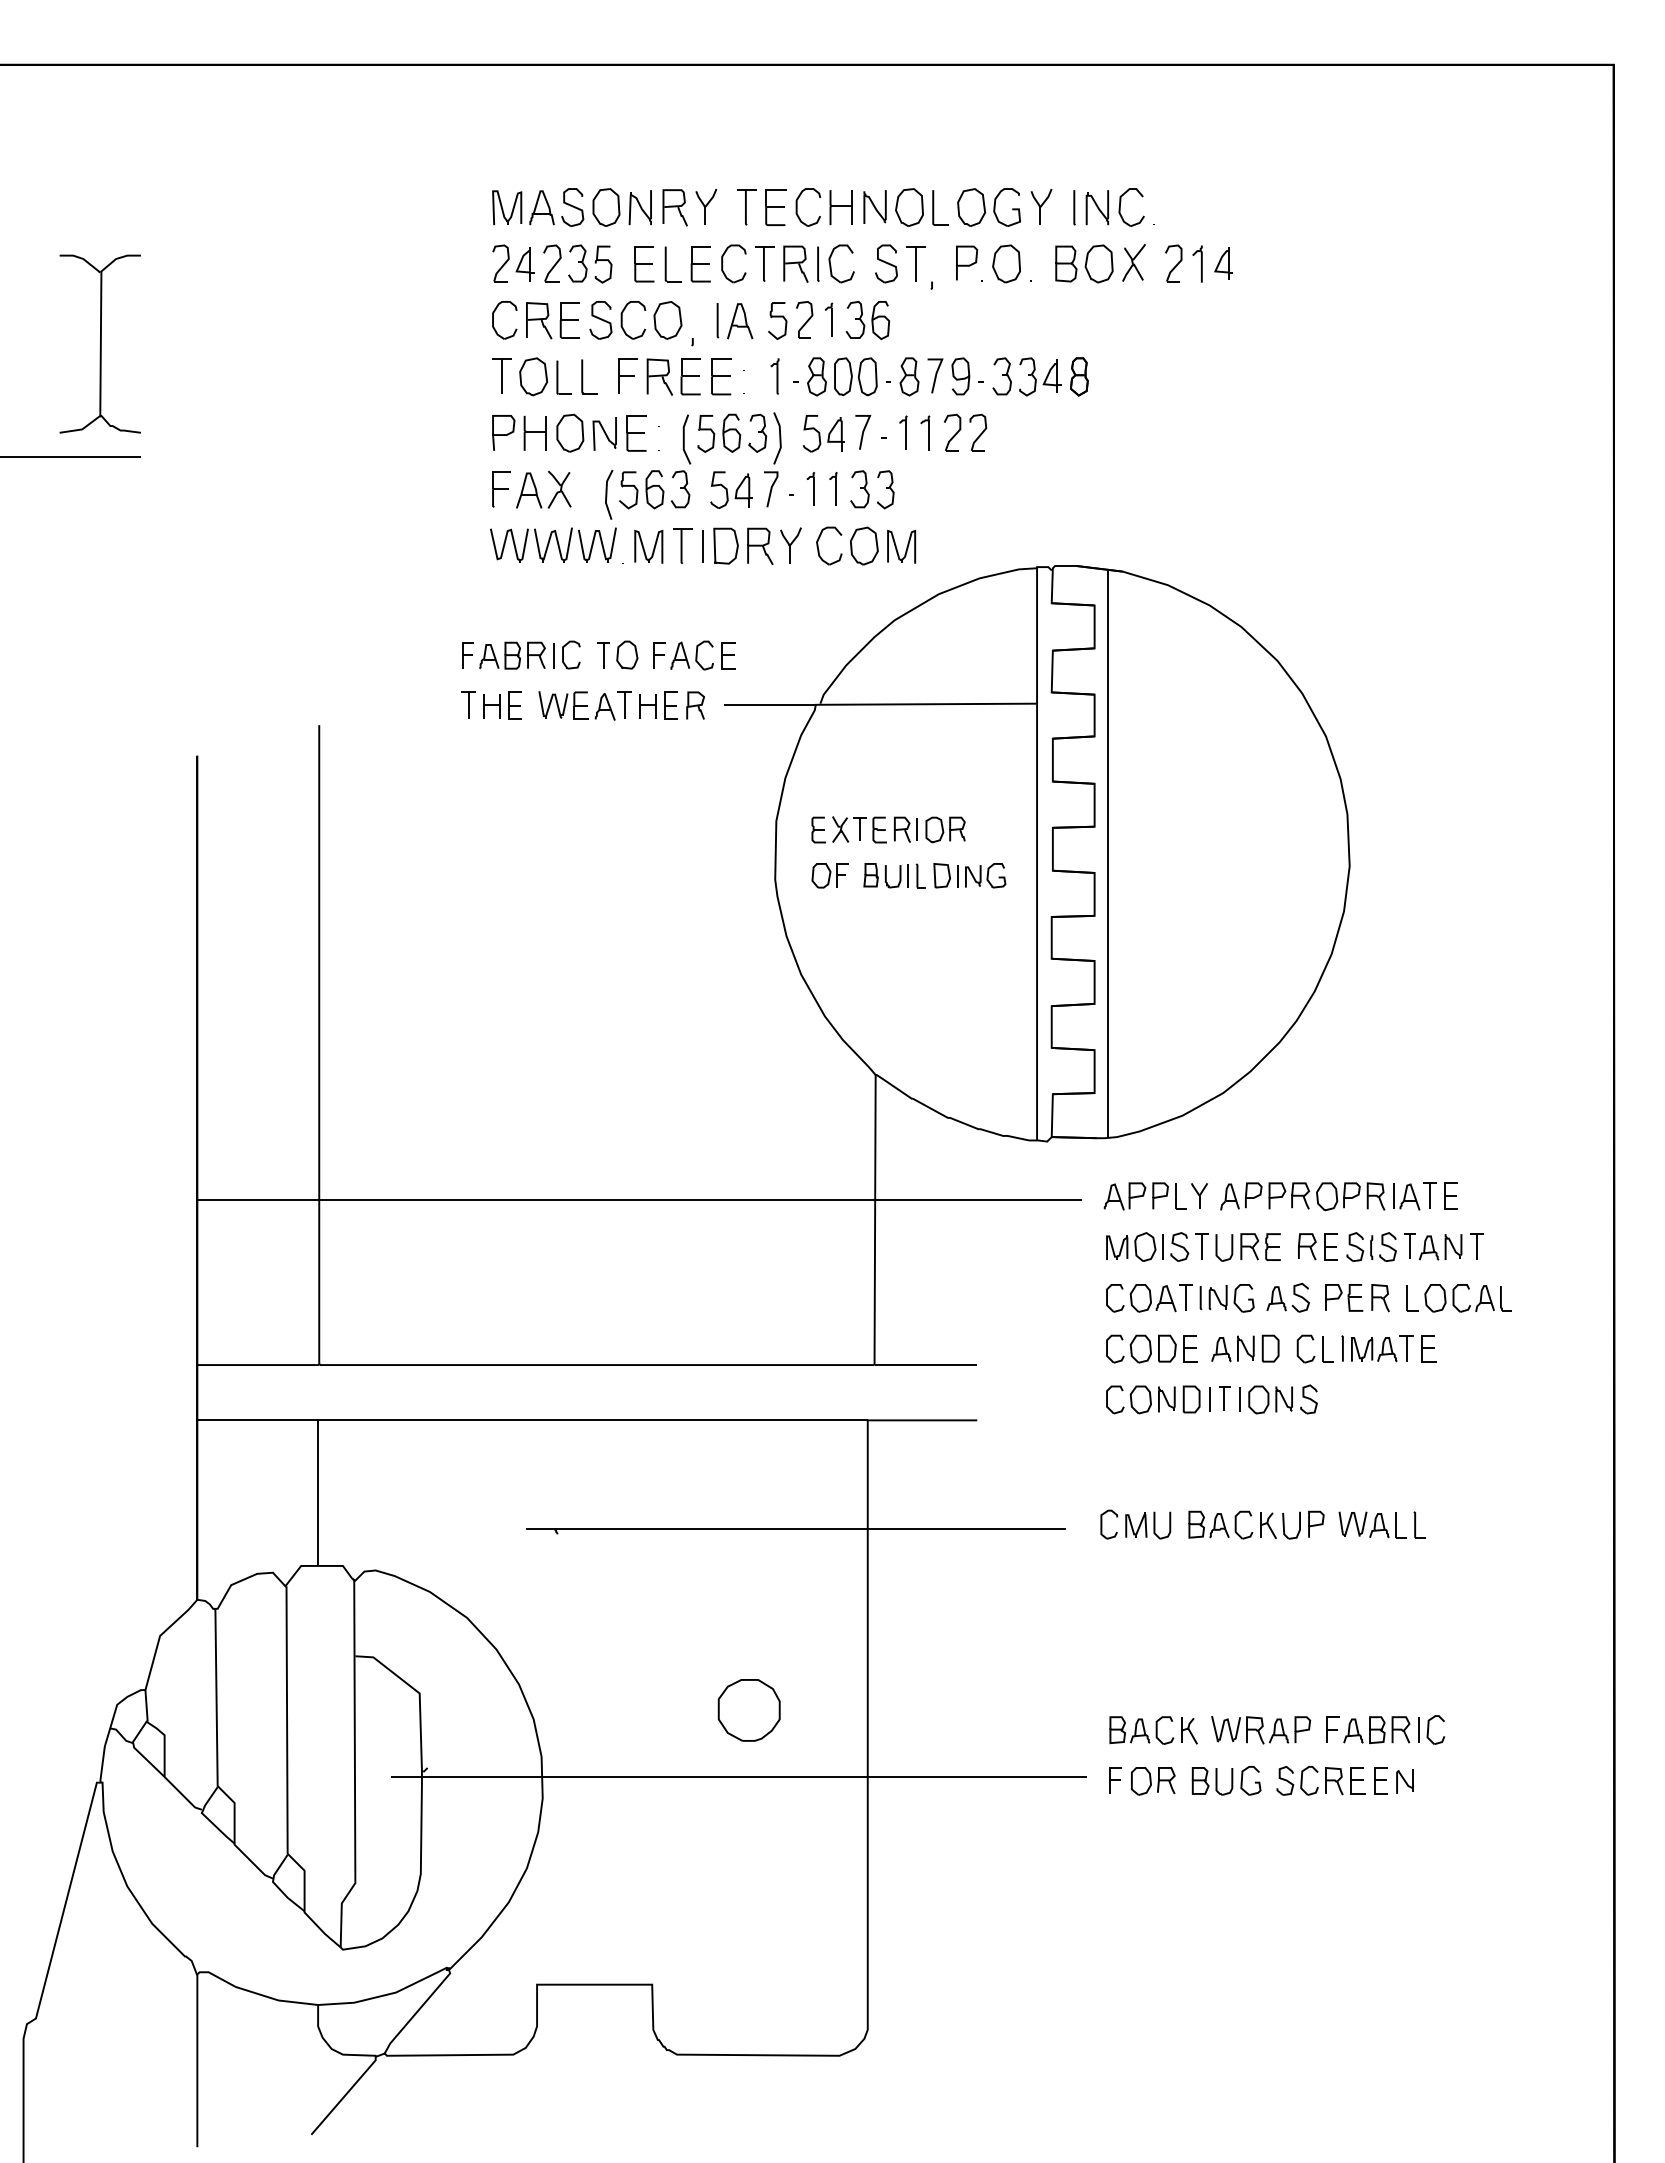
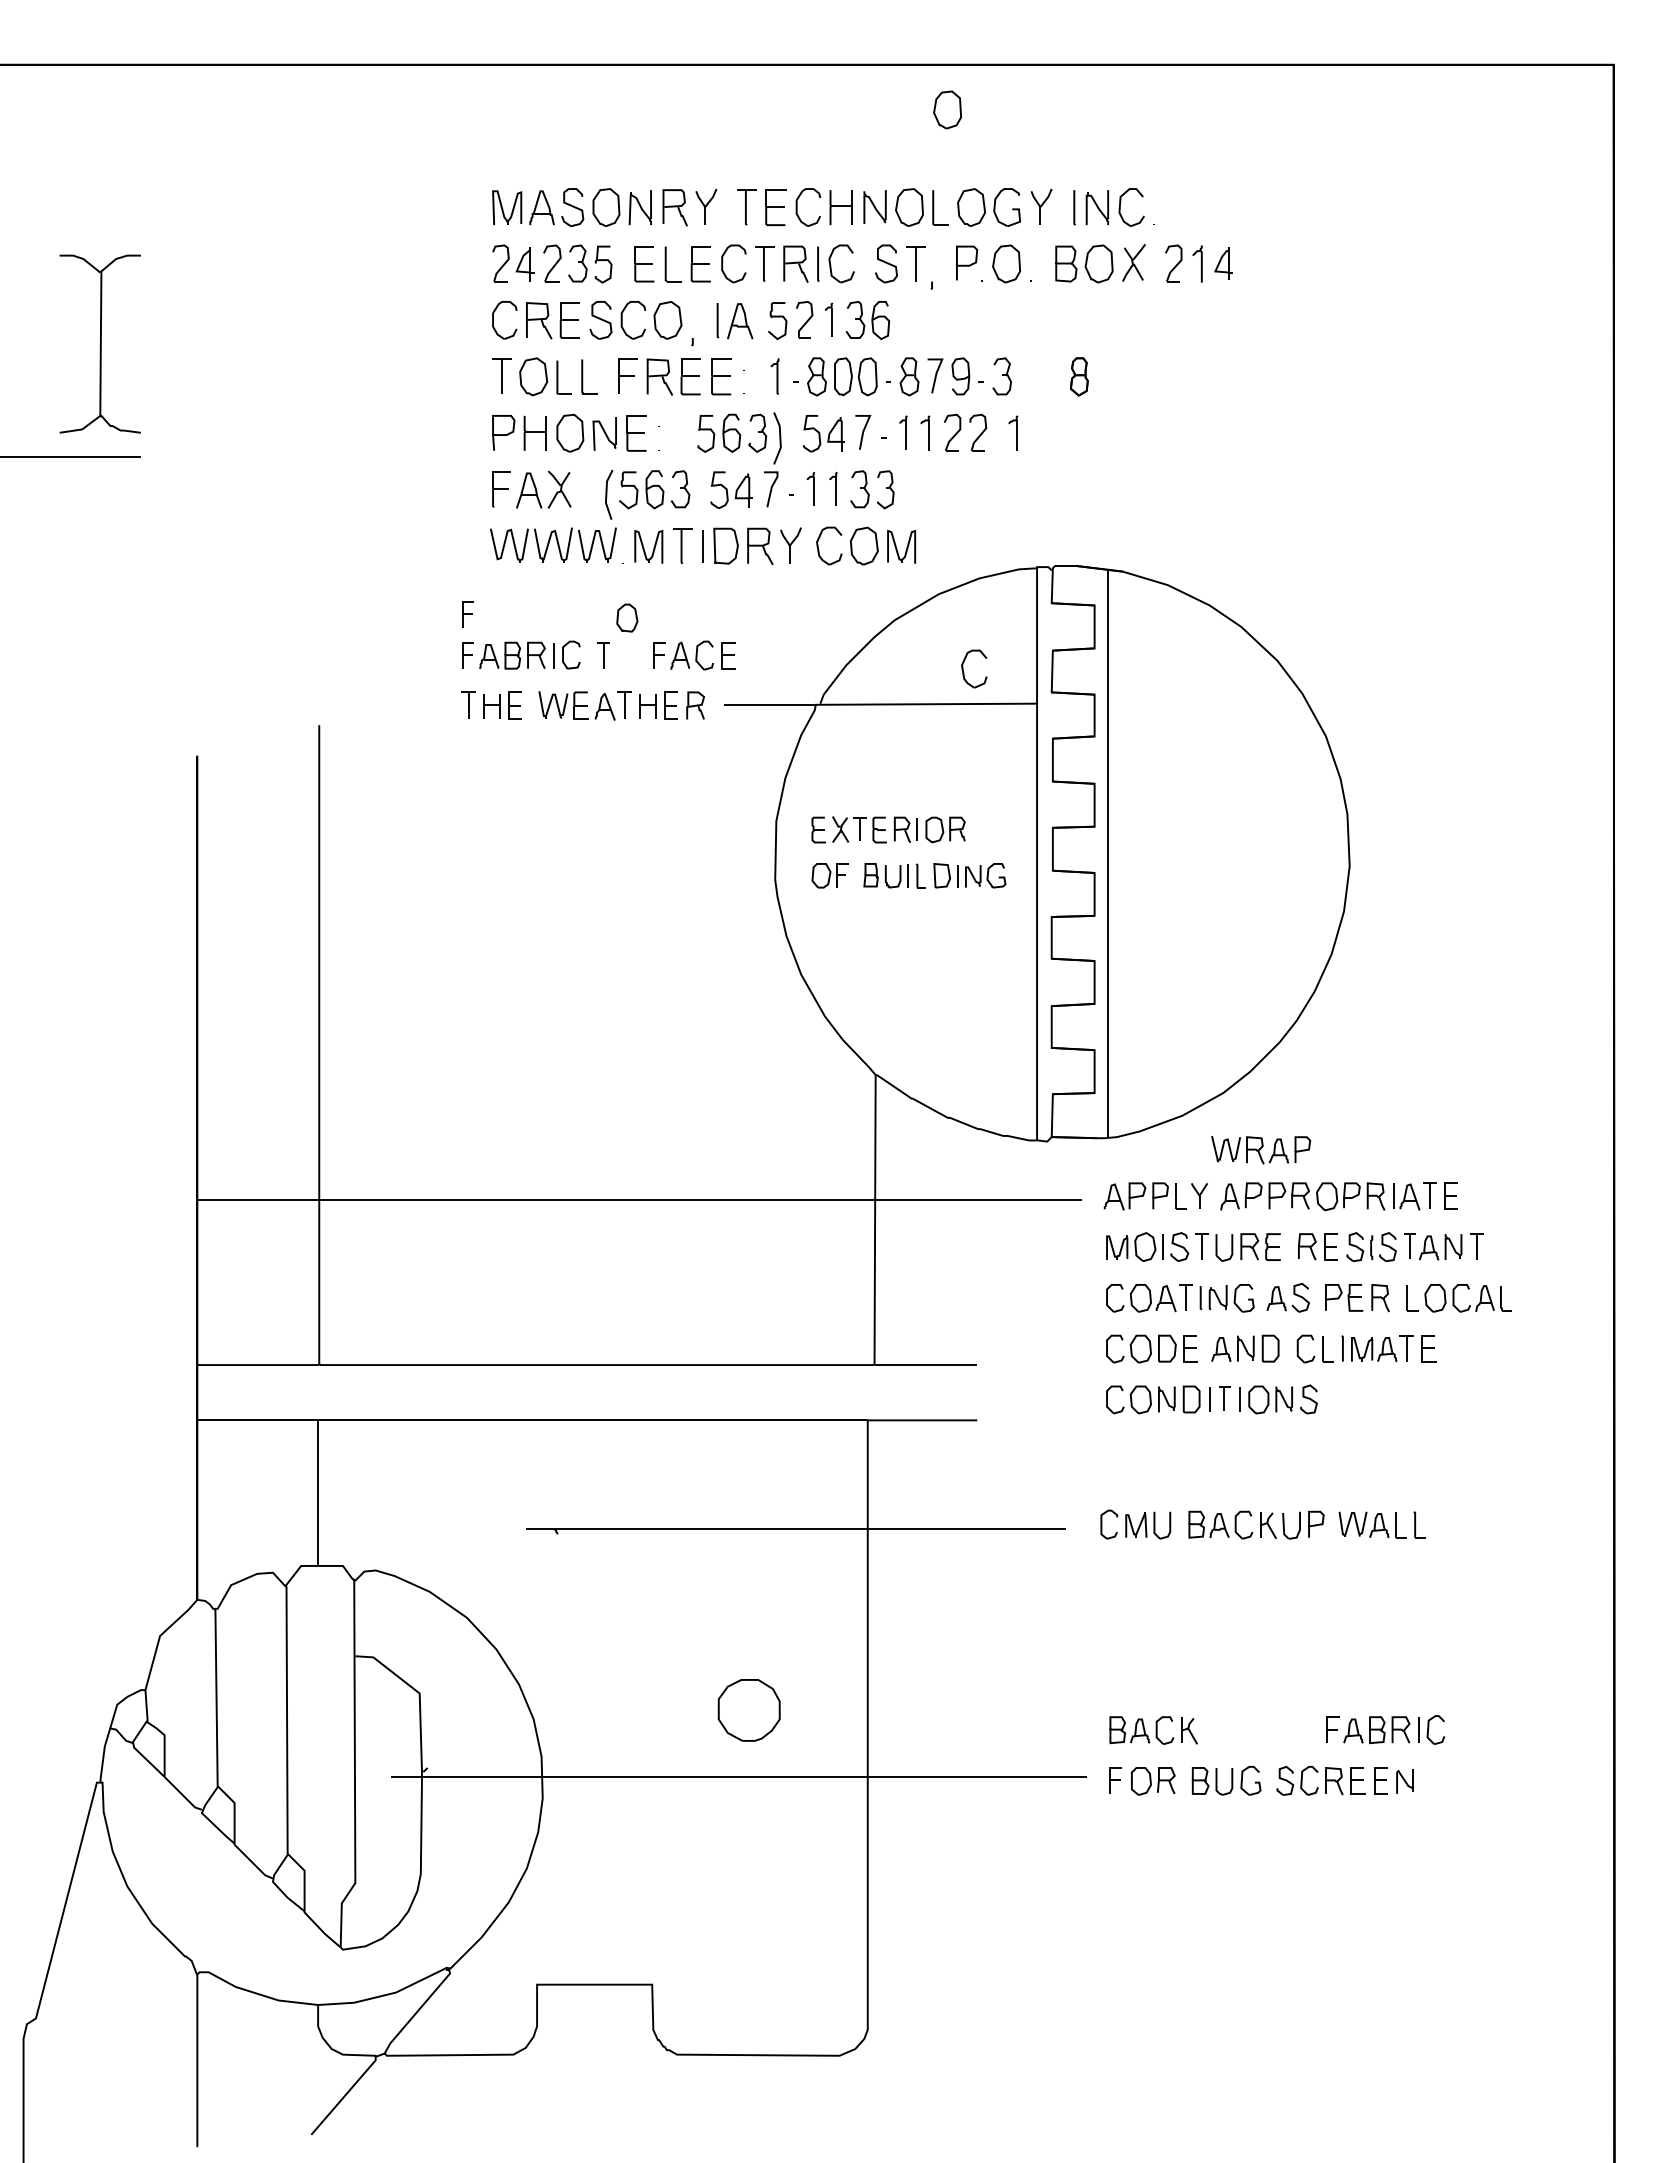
part: none -> present (947, 109)
part: present -> none (1040, 376)
part: none -> present (1013, 432)
line: present -> none (684, 439)
part: none -> present (467, 614)
curve position: (635, 654) -> (635, 617) (635, 617)
part: none -> present (964, 672)
part position: (1261, 1730) -> (1261, 1150) (1261, 1150)
